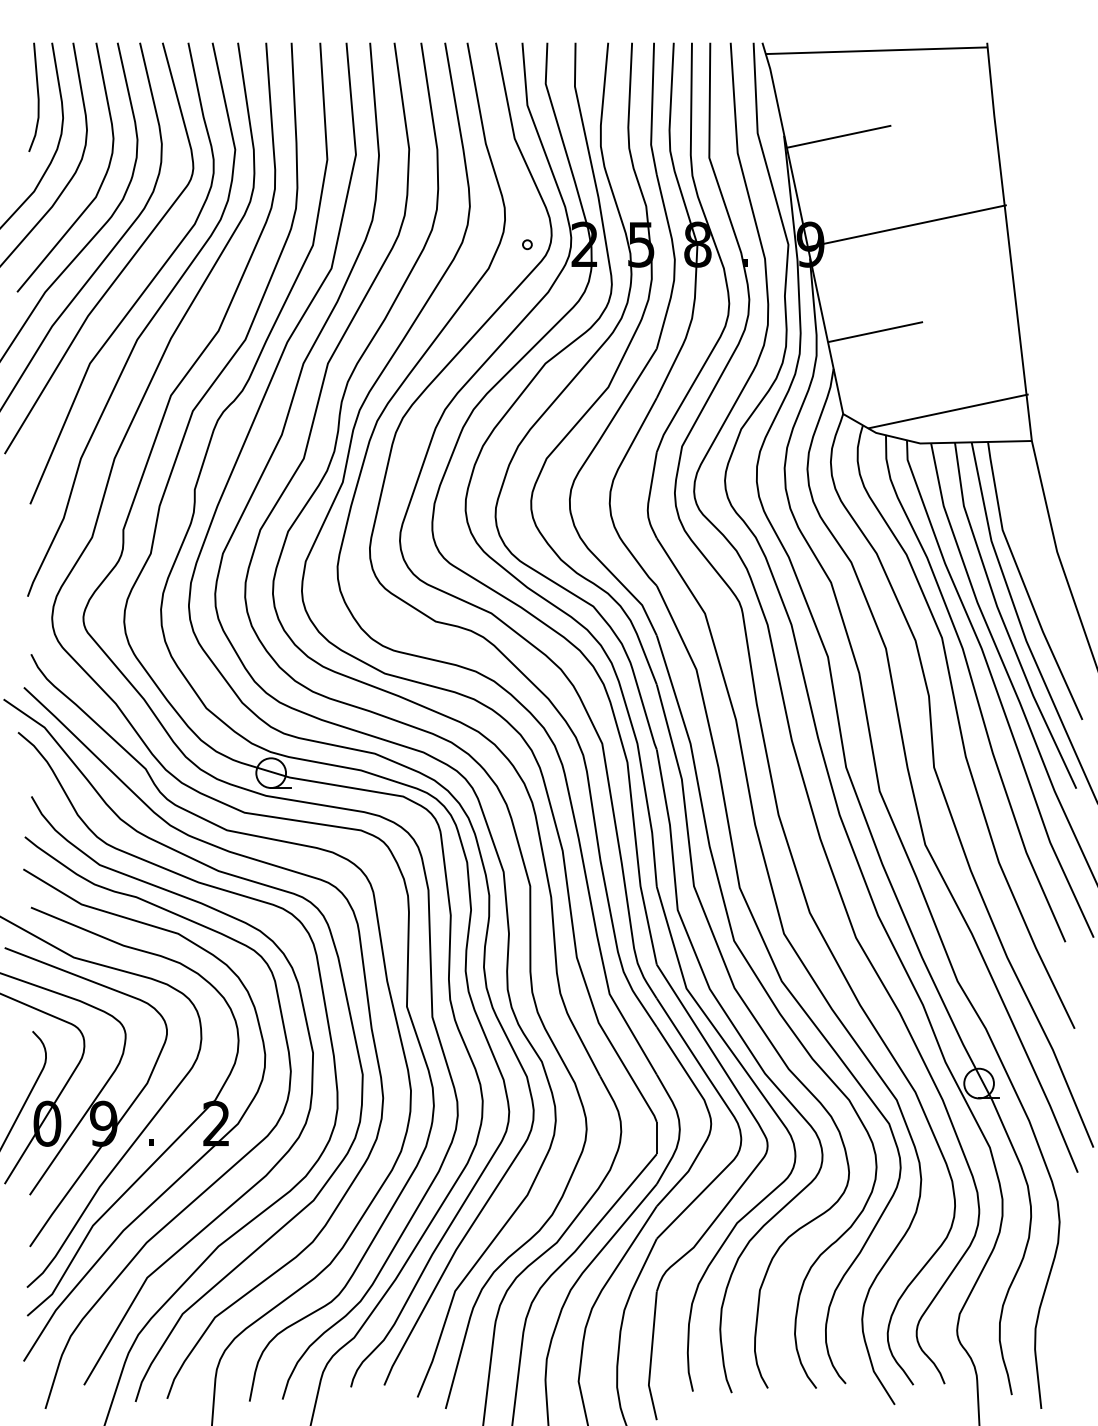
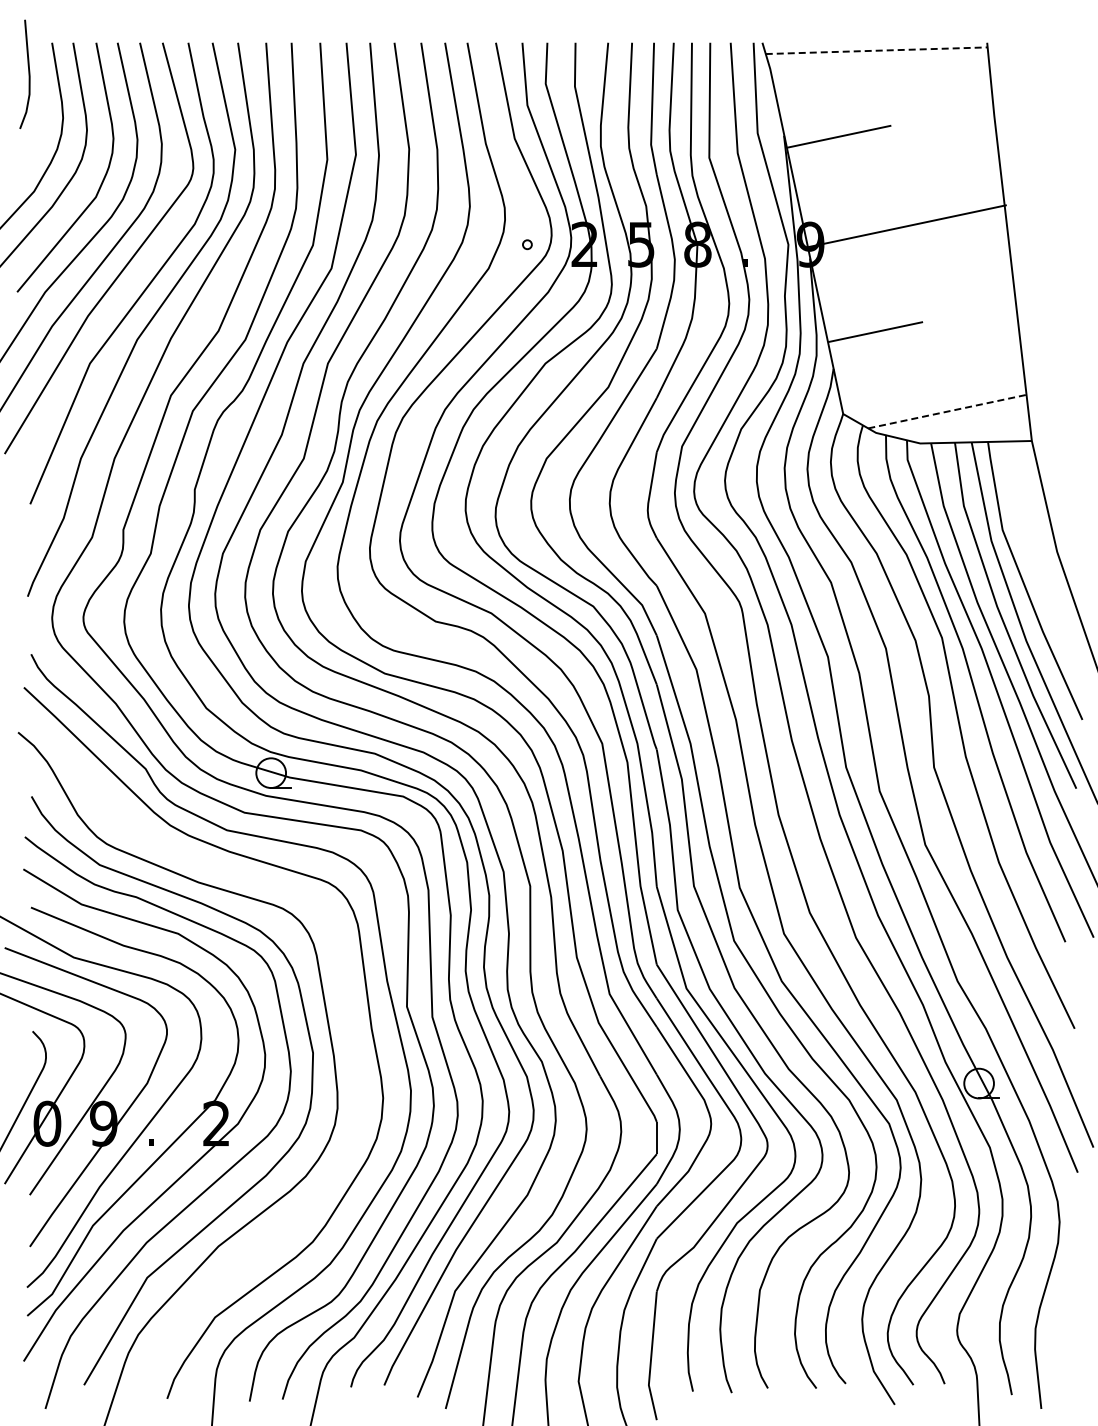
line: solid -> dashed (877, 50)
line position: (37, 96) -> (28, 73) (28, 73)
line: solid -> dashed (948, 411)
curve: present -> none (349, 1017)
